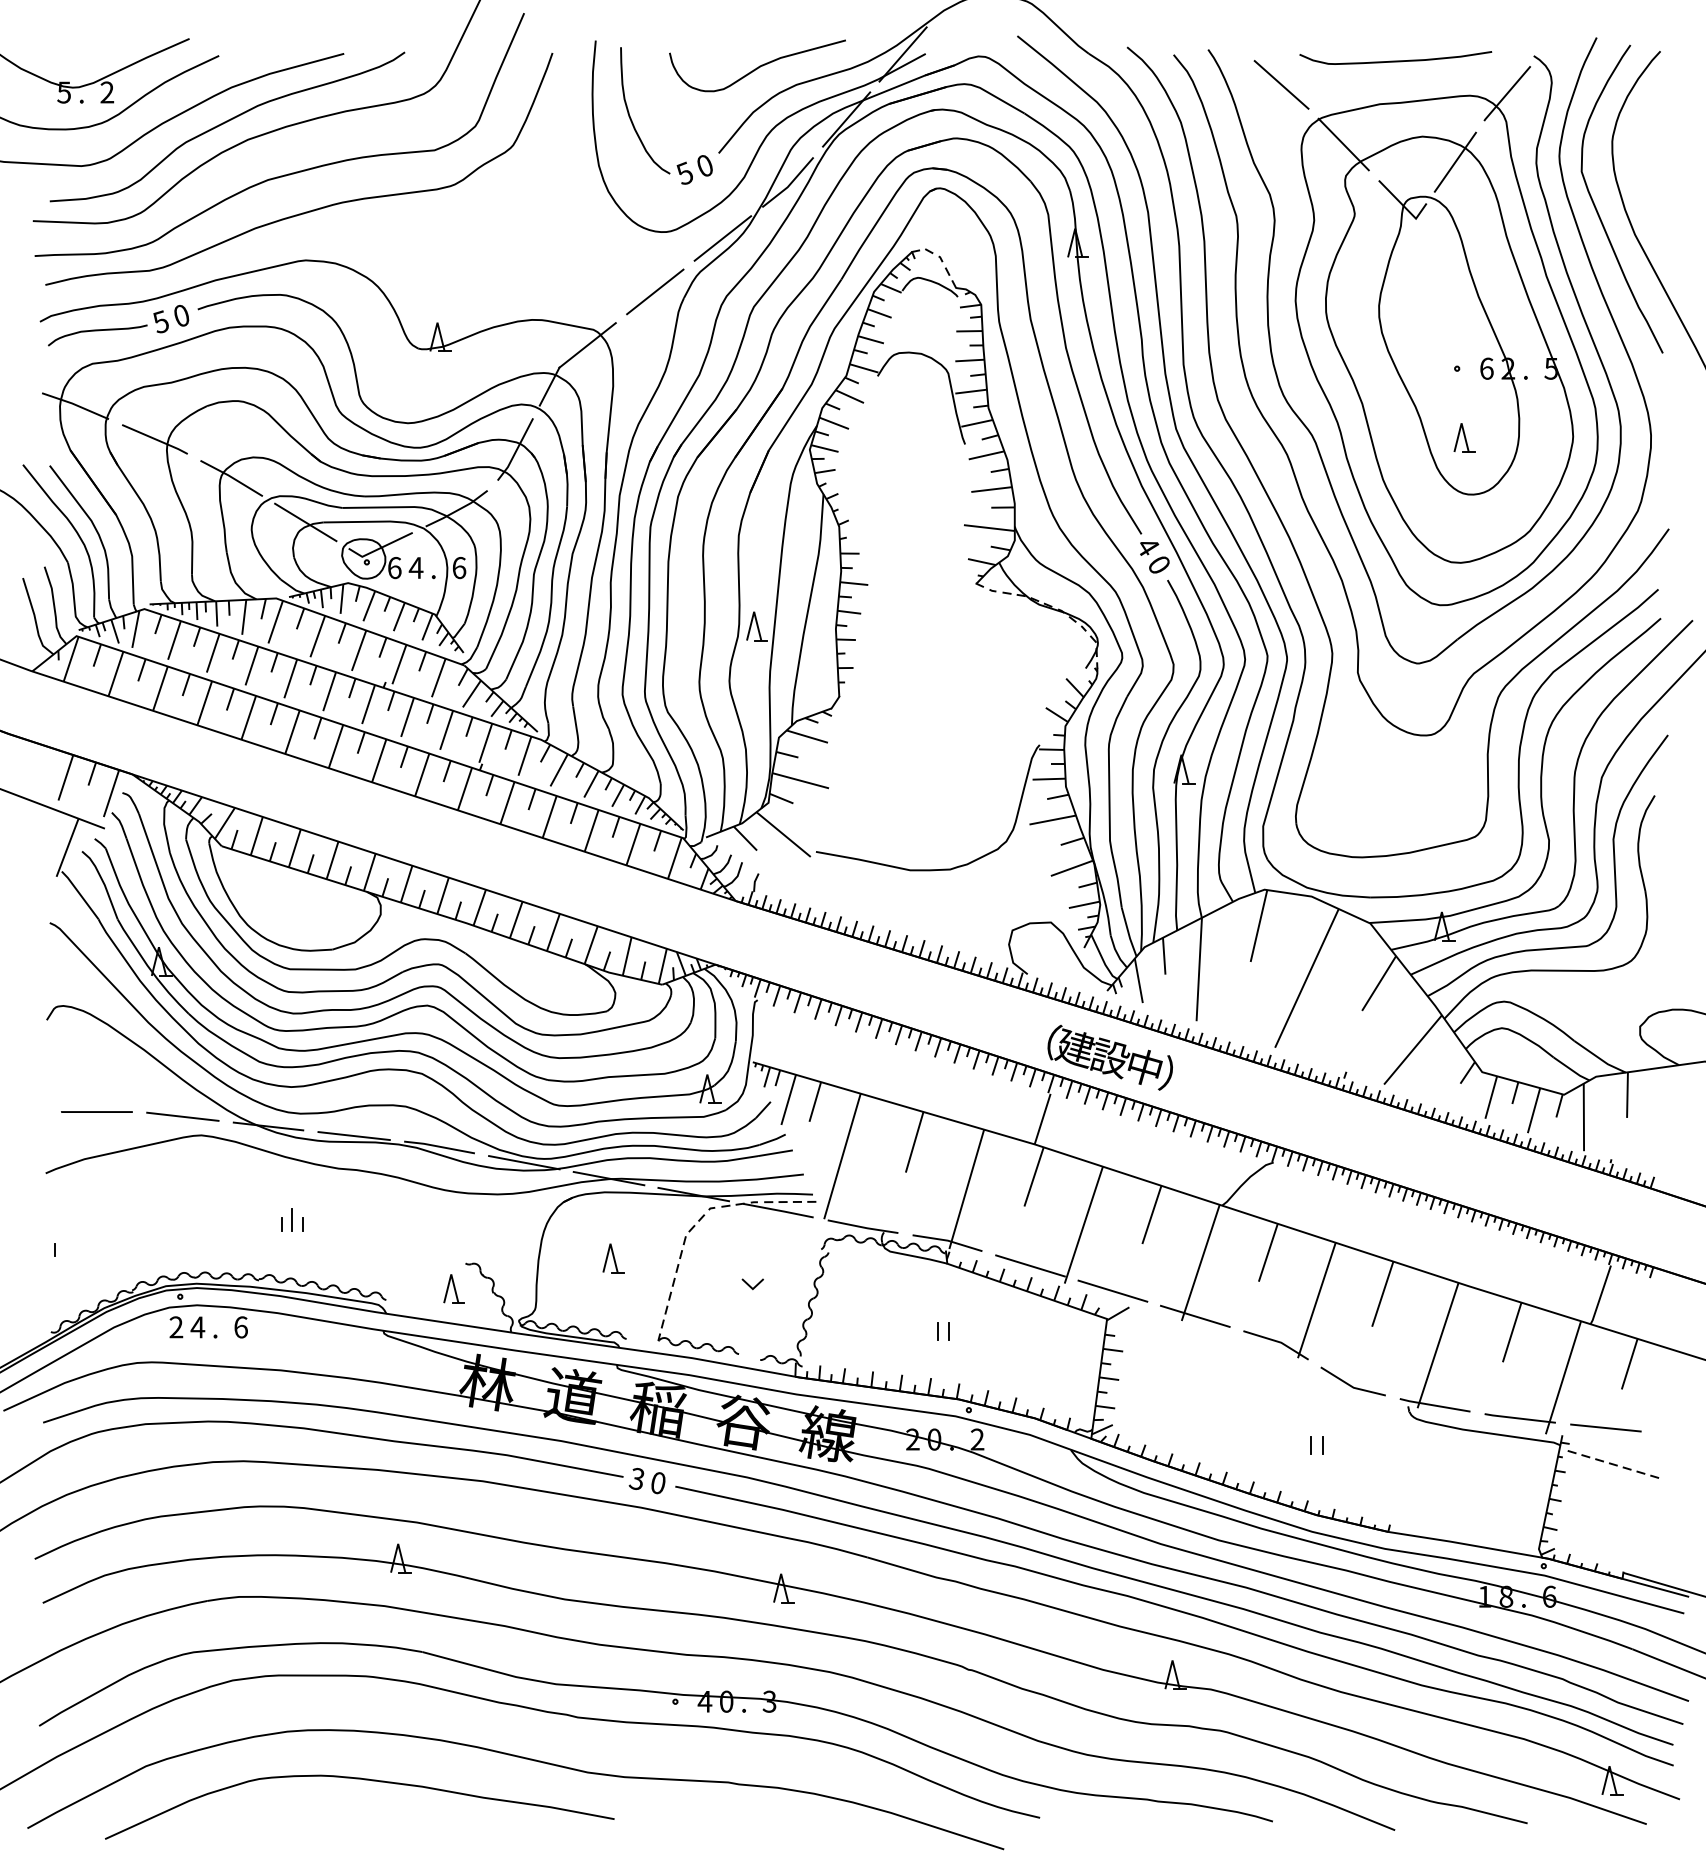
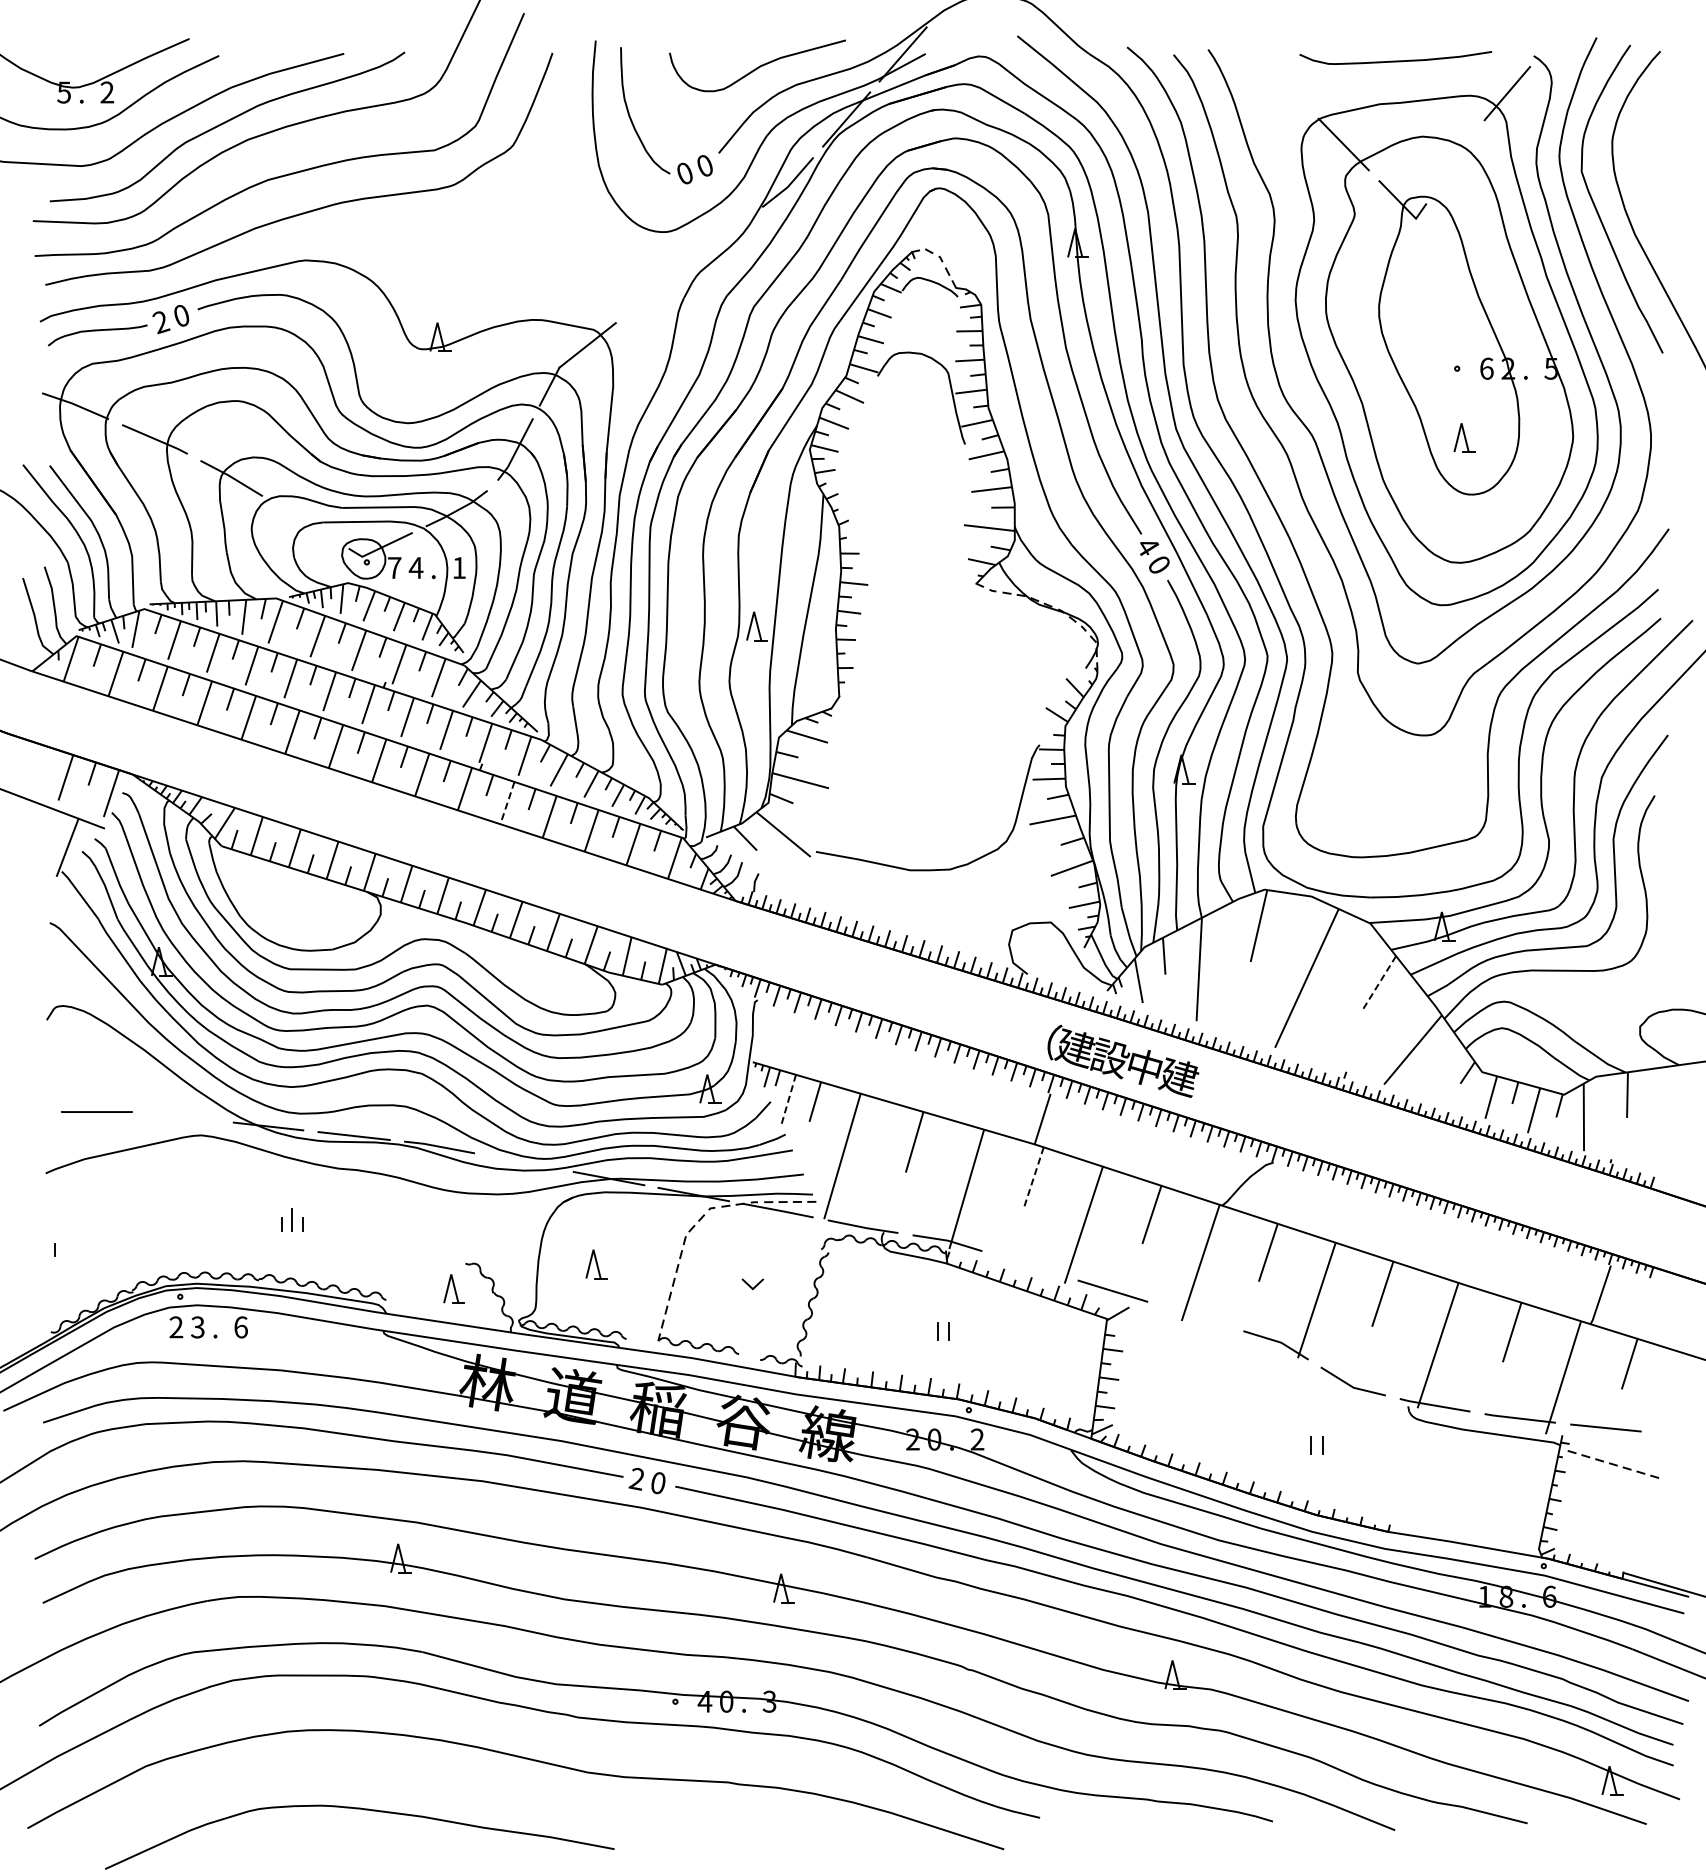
line: present -> none (1281, 84)
line: present -> none (1454, 161)
text: 5 -> 0 (684, 172)
line: present -> none (722, 238)
line: present -> none (655, 291)
text: 5 -> 2 (161, 322)
line: present -> none (305, 522)
text: 6 -> 7 (394, 567)
text: 6 -> 1 (459, 567)
line: solid -> dashed (507, 803)
line: solid -> dashed (1378, 983)
text: ） -> 建 (1178, 1076)
line: solid -> dashed (788, 1100)
line: present -> none (182, 1116)
line: present -> none (524, 1162)
line: solid -> dashed (1033, 1177)
part position: (613, 1258) -> (596, 1264) (596, 1264)
line: present -> none (1030, 1265)
line: present -> none (1194, 1315)
text: 4 -> 3 (197, 1327)
text: 3 -> 2 (636, 1479)
curve position: (364, 1780) -> (364, 1810) (364, 1810)
